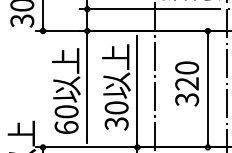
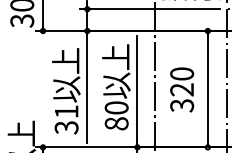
text position: (187, 83) -> (182, 89) (182, 89)
text: 60 -> 31 (66, 119)
text: 30 -> 80 (116, 123)
